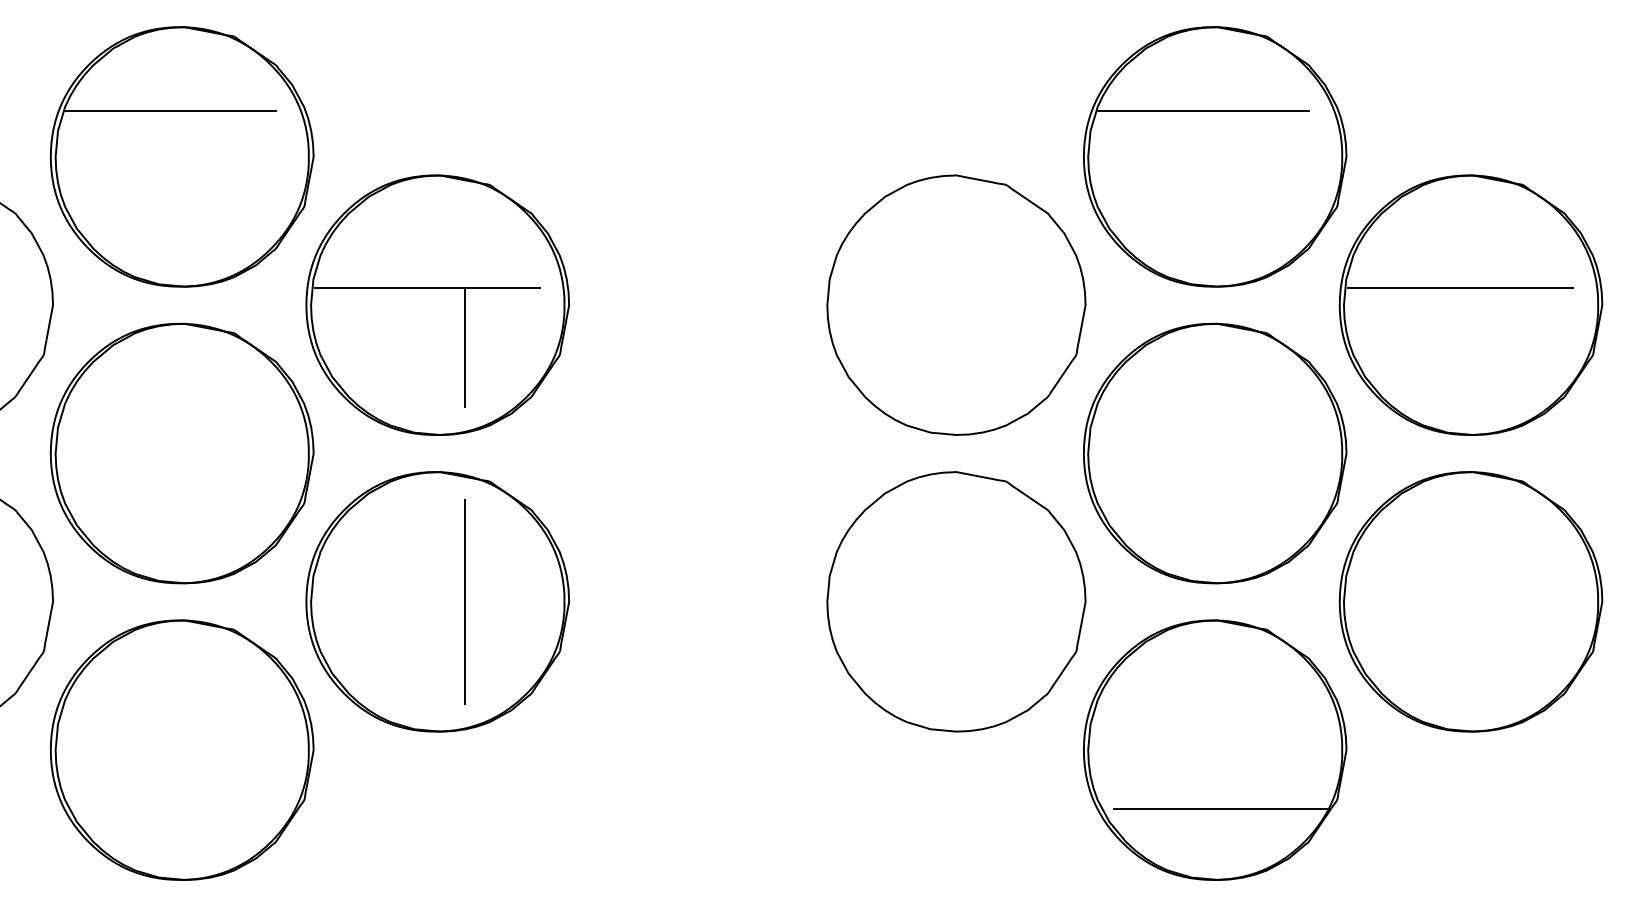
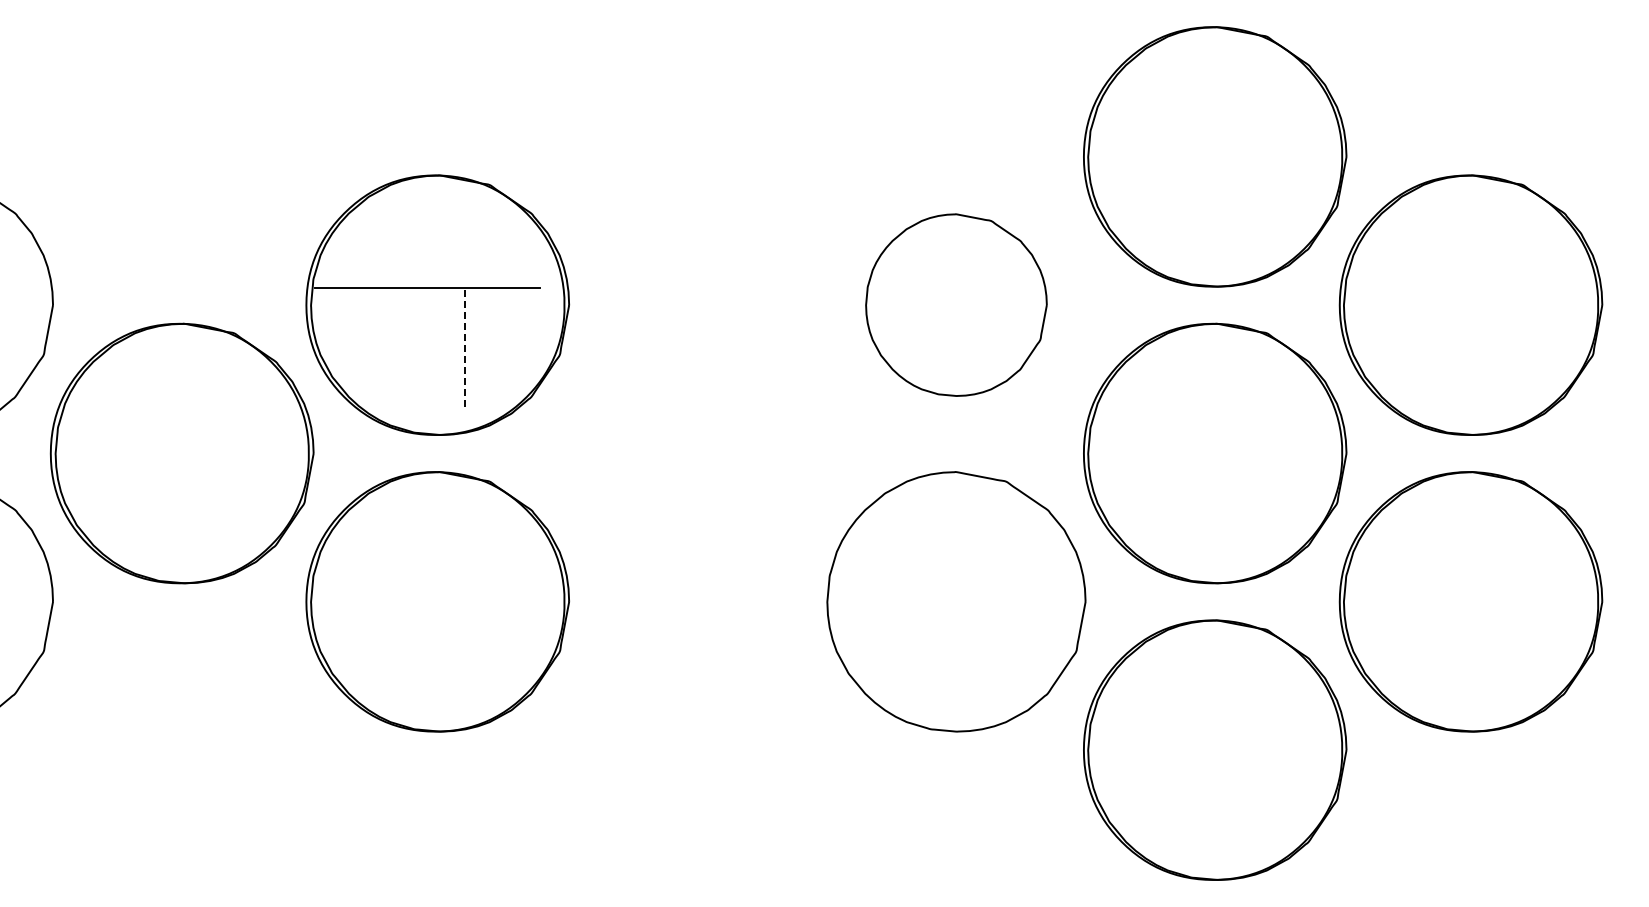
line: present -> none (1202, 111)
part: present -> none (181, 156)
line: present -> none (1460, 287)
part size: 261x262 px -> 183x184 px (956, 304)
line: solid -> dashed (464, 347)
line: present -> none (464, 601)
part: present -> none (181, 749)
line: present -> none (1220, 808)
